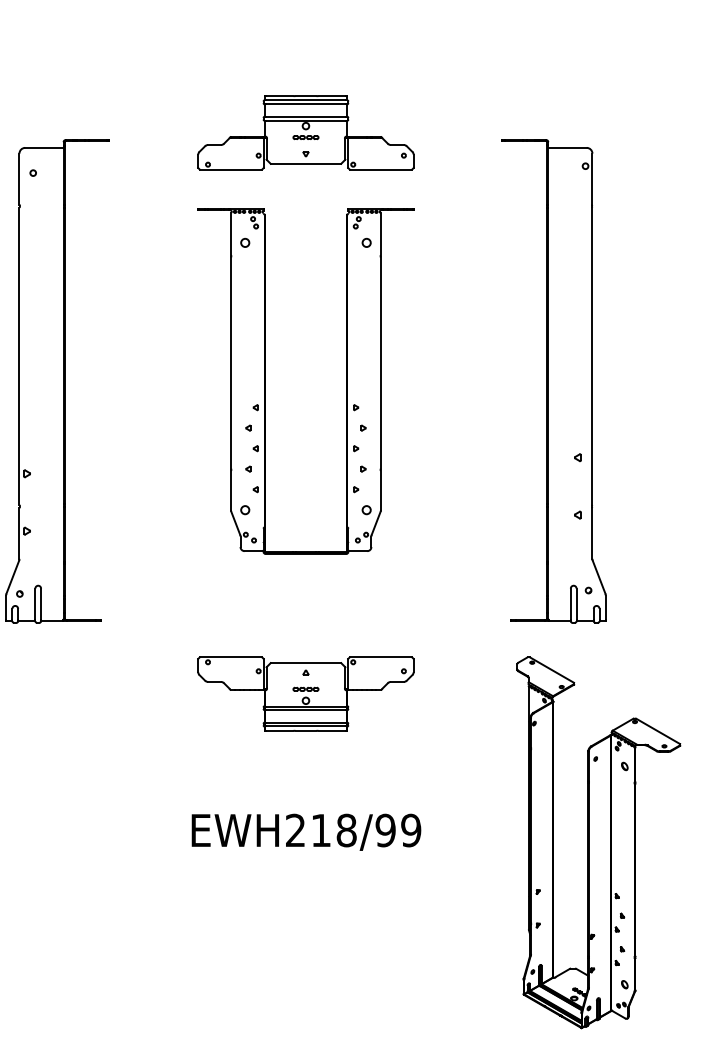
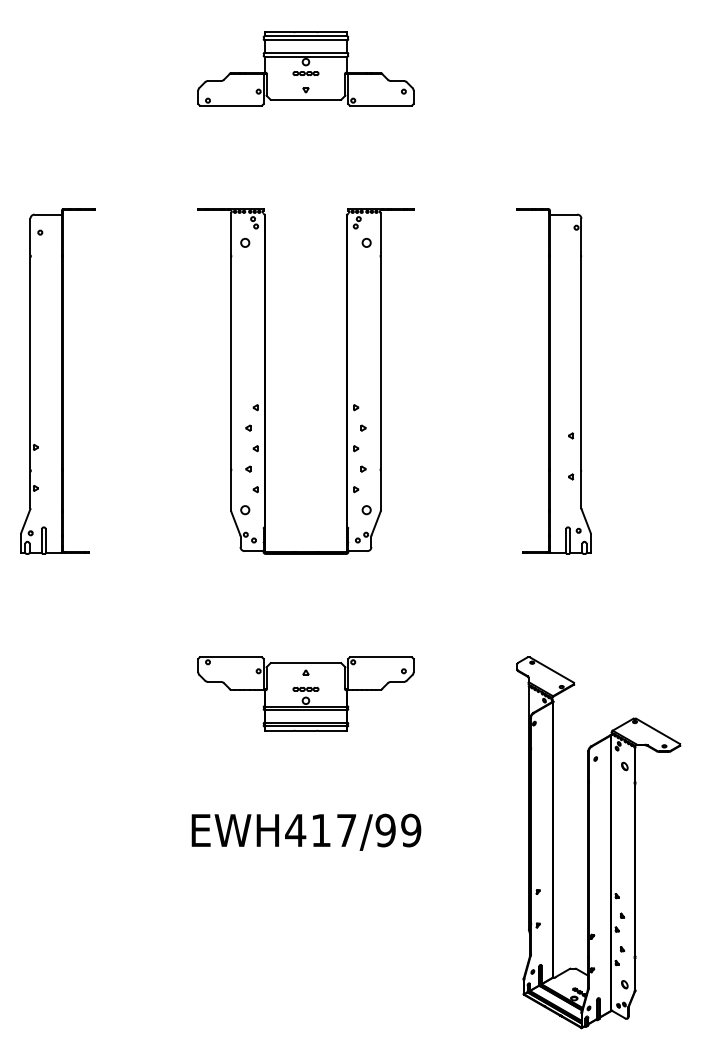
part position: (305, 132) -> (305, 68) (305, 68)
part size: 105x485 px -> 76x347 px (57, 381)
part size: 106x485 px -> 76x347 px (553, 381)
text: EWH218/99 -> EWH417/99 (320, 830)
